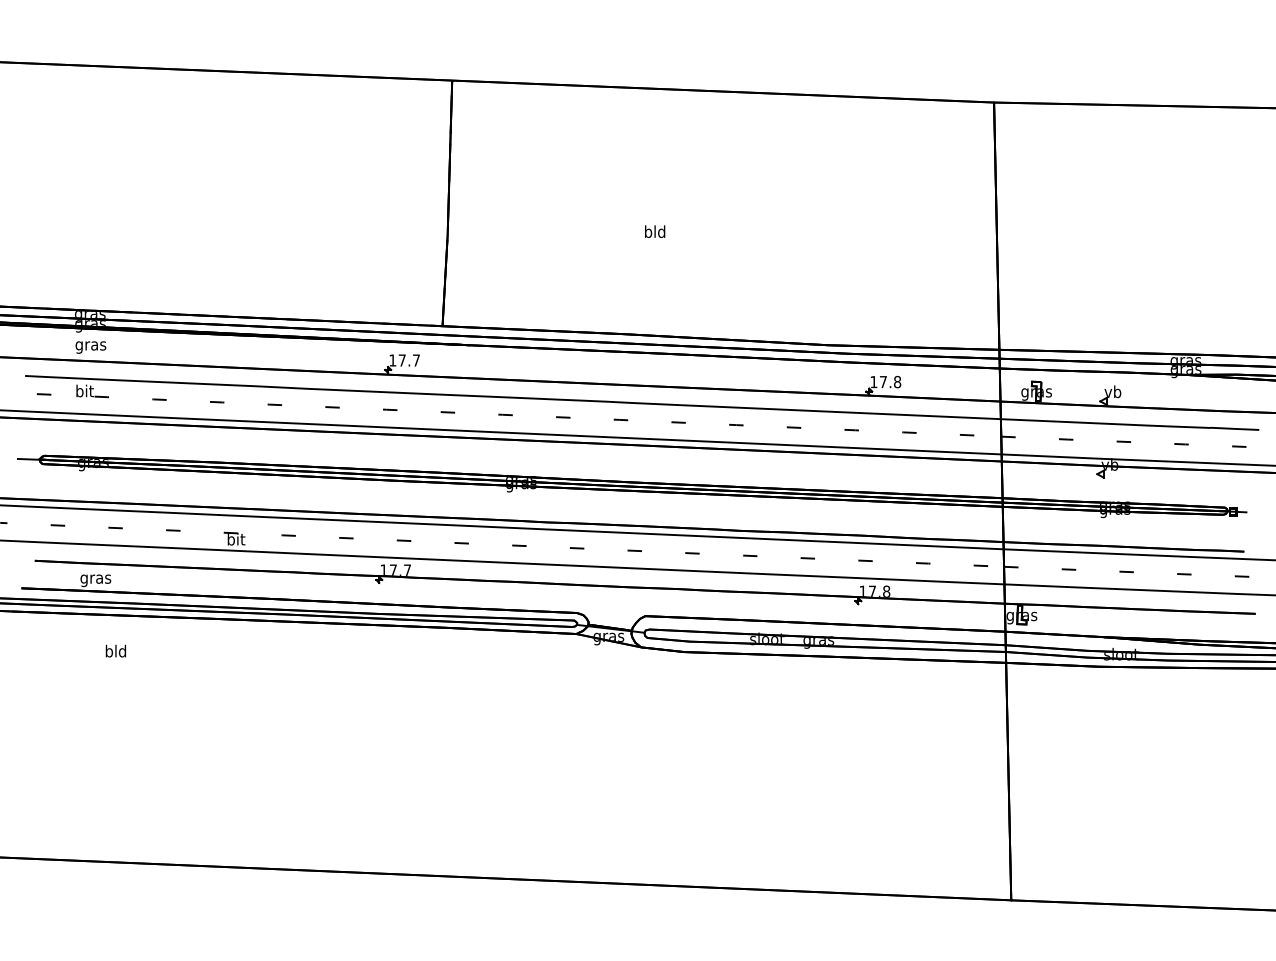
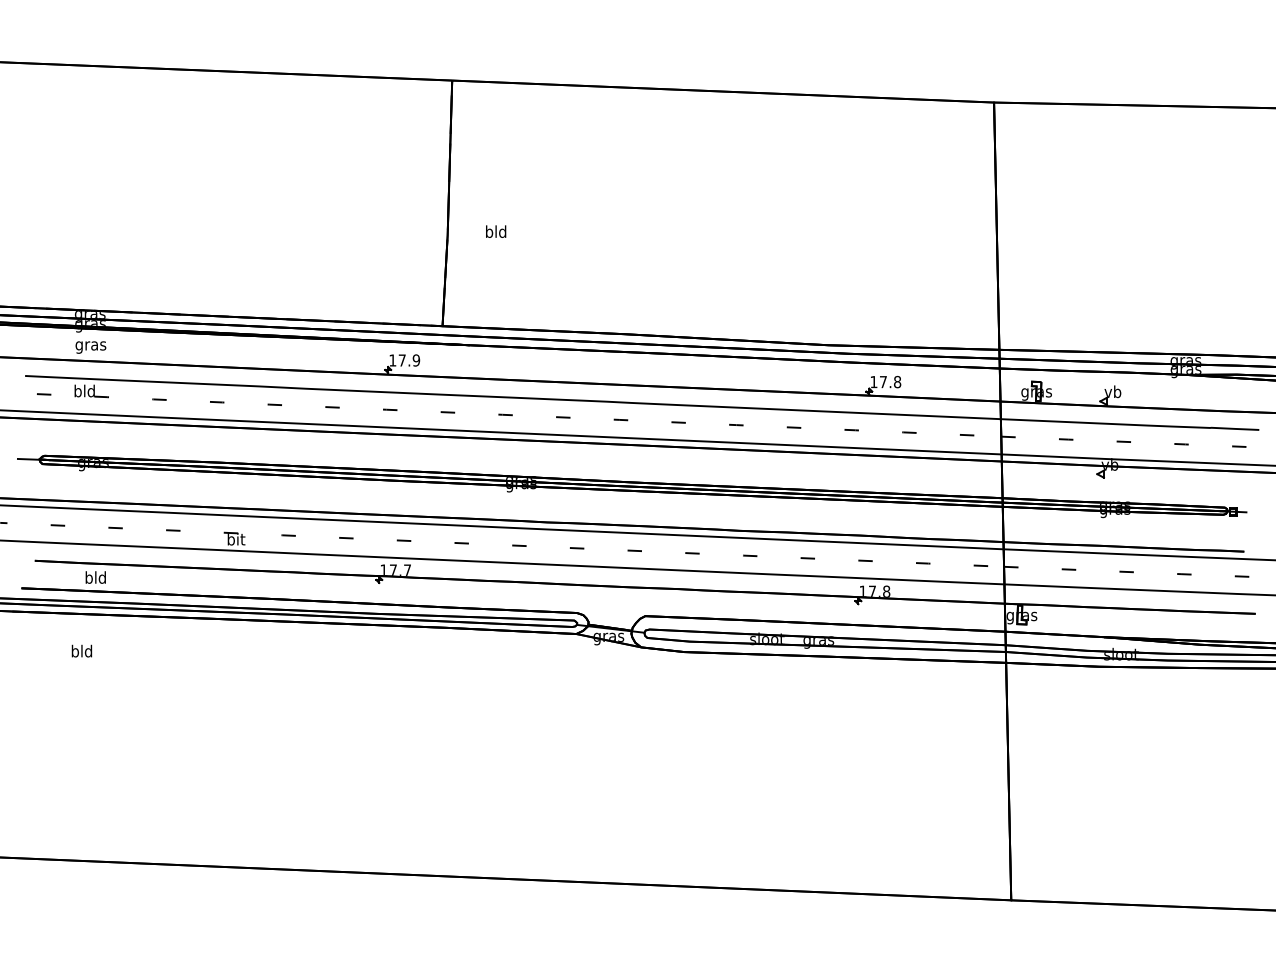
text position: (655, 231) -> (496, 231) (496, 231)
text: 17.7 -> 17.9 (416, 360)
text: bit -> bld (84, 390)
text: gras -> bld (95, 579)
text position: (115, 650) -> (81, 650) (81, 650)
